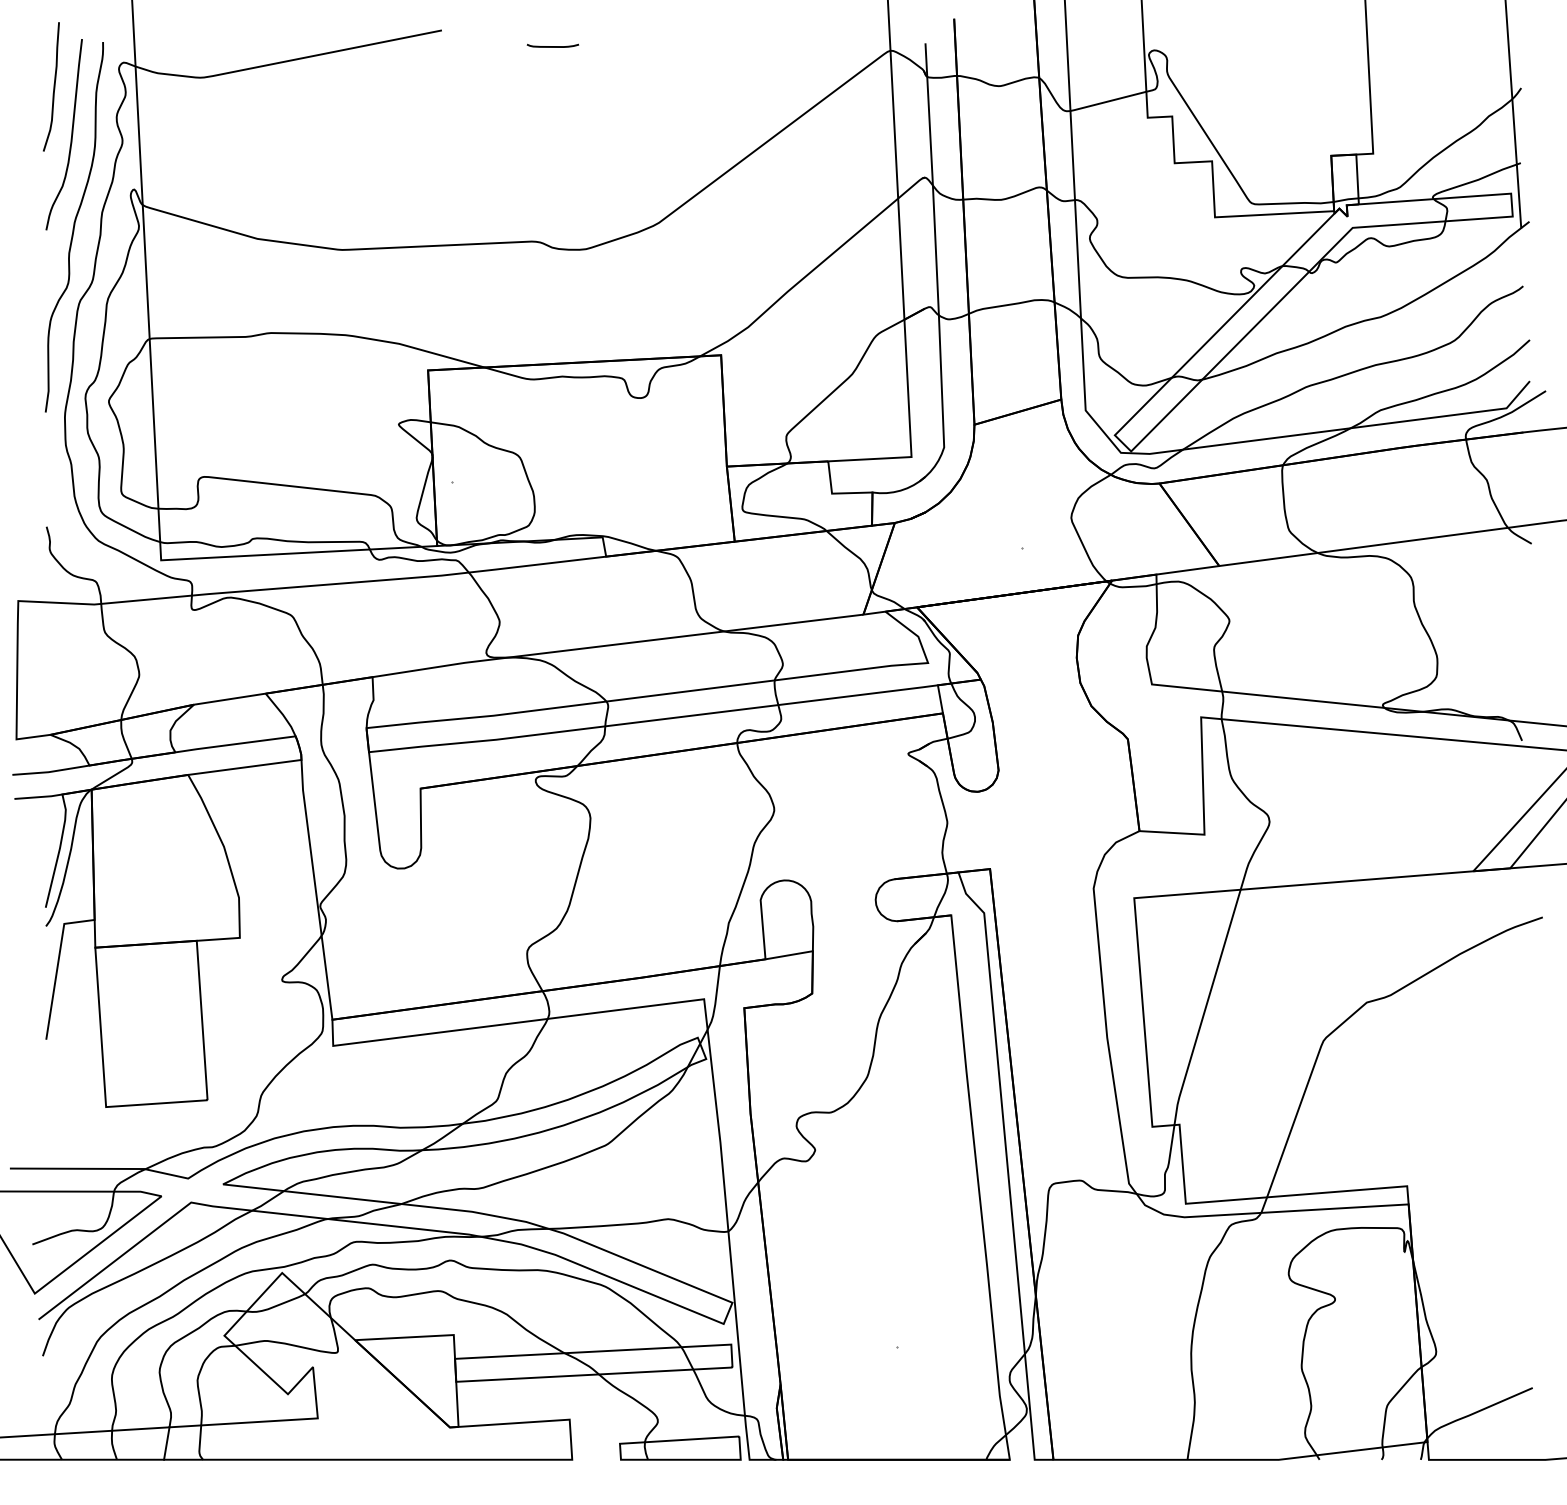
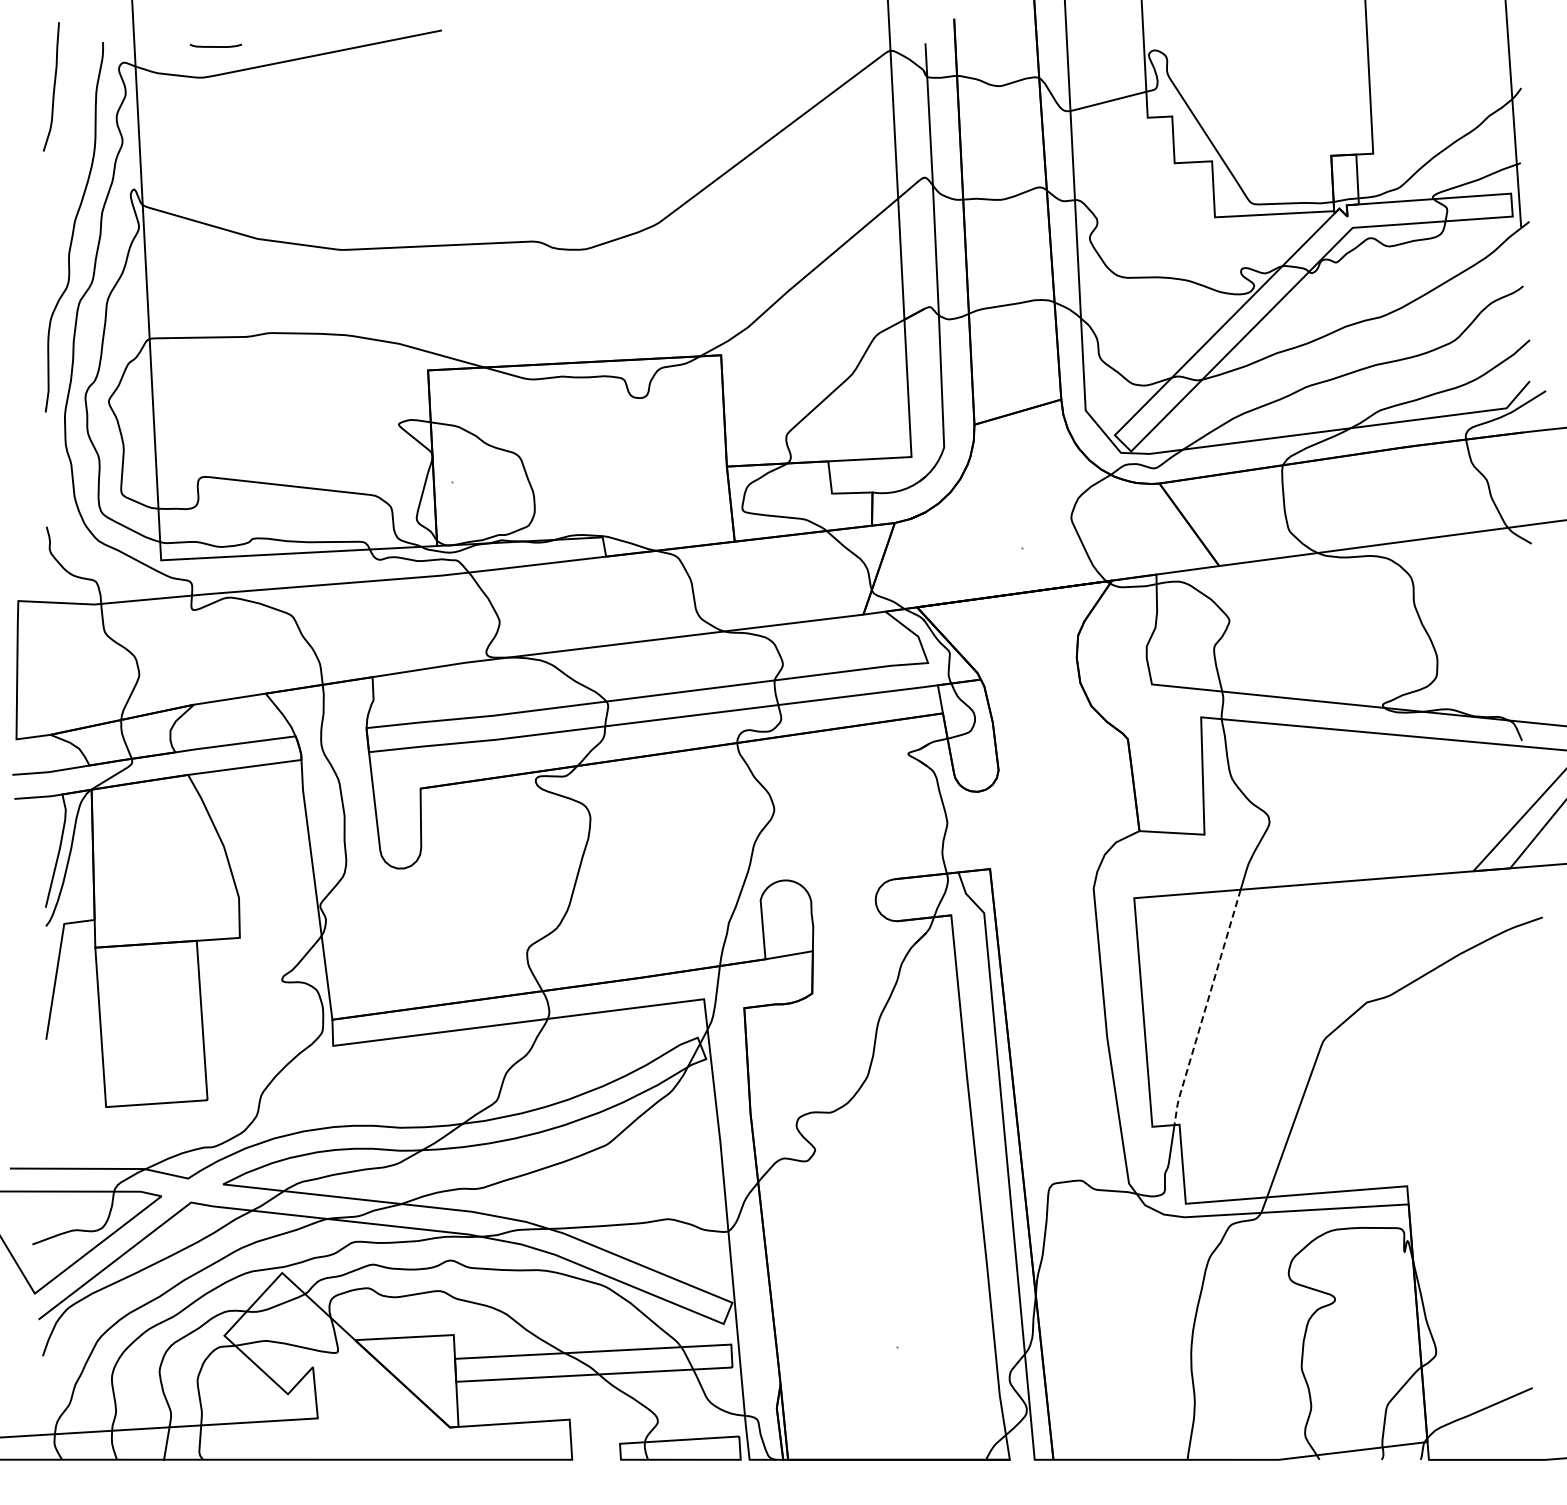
curve position: (552, 46) -> (215, 46) (215, 46)
curve: present -> none (71, 134)
line: solid -> dashed (1205, 1008)
